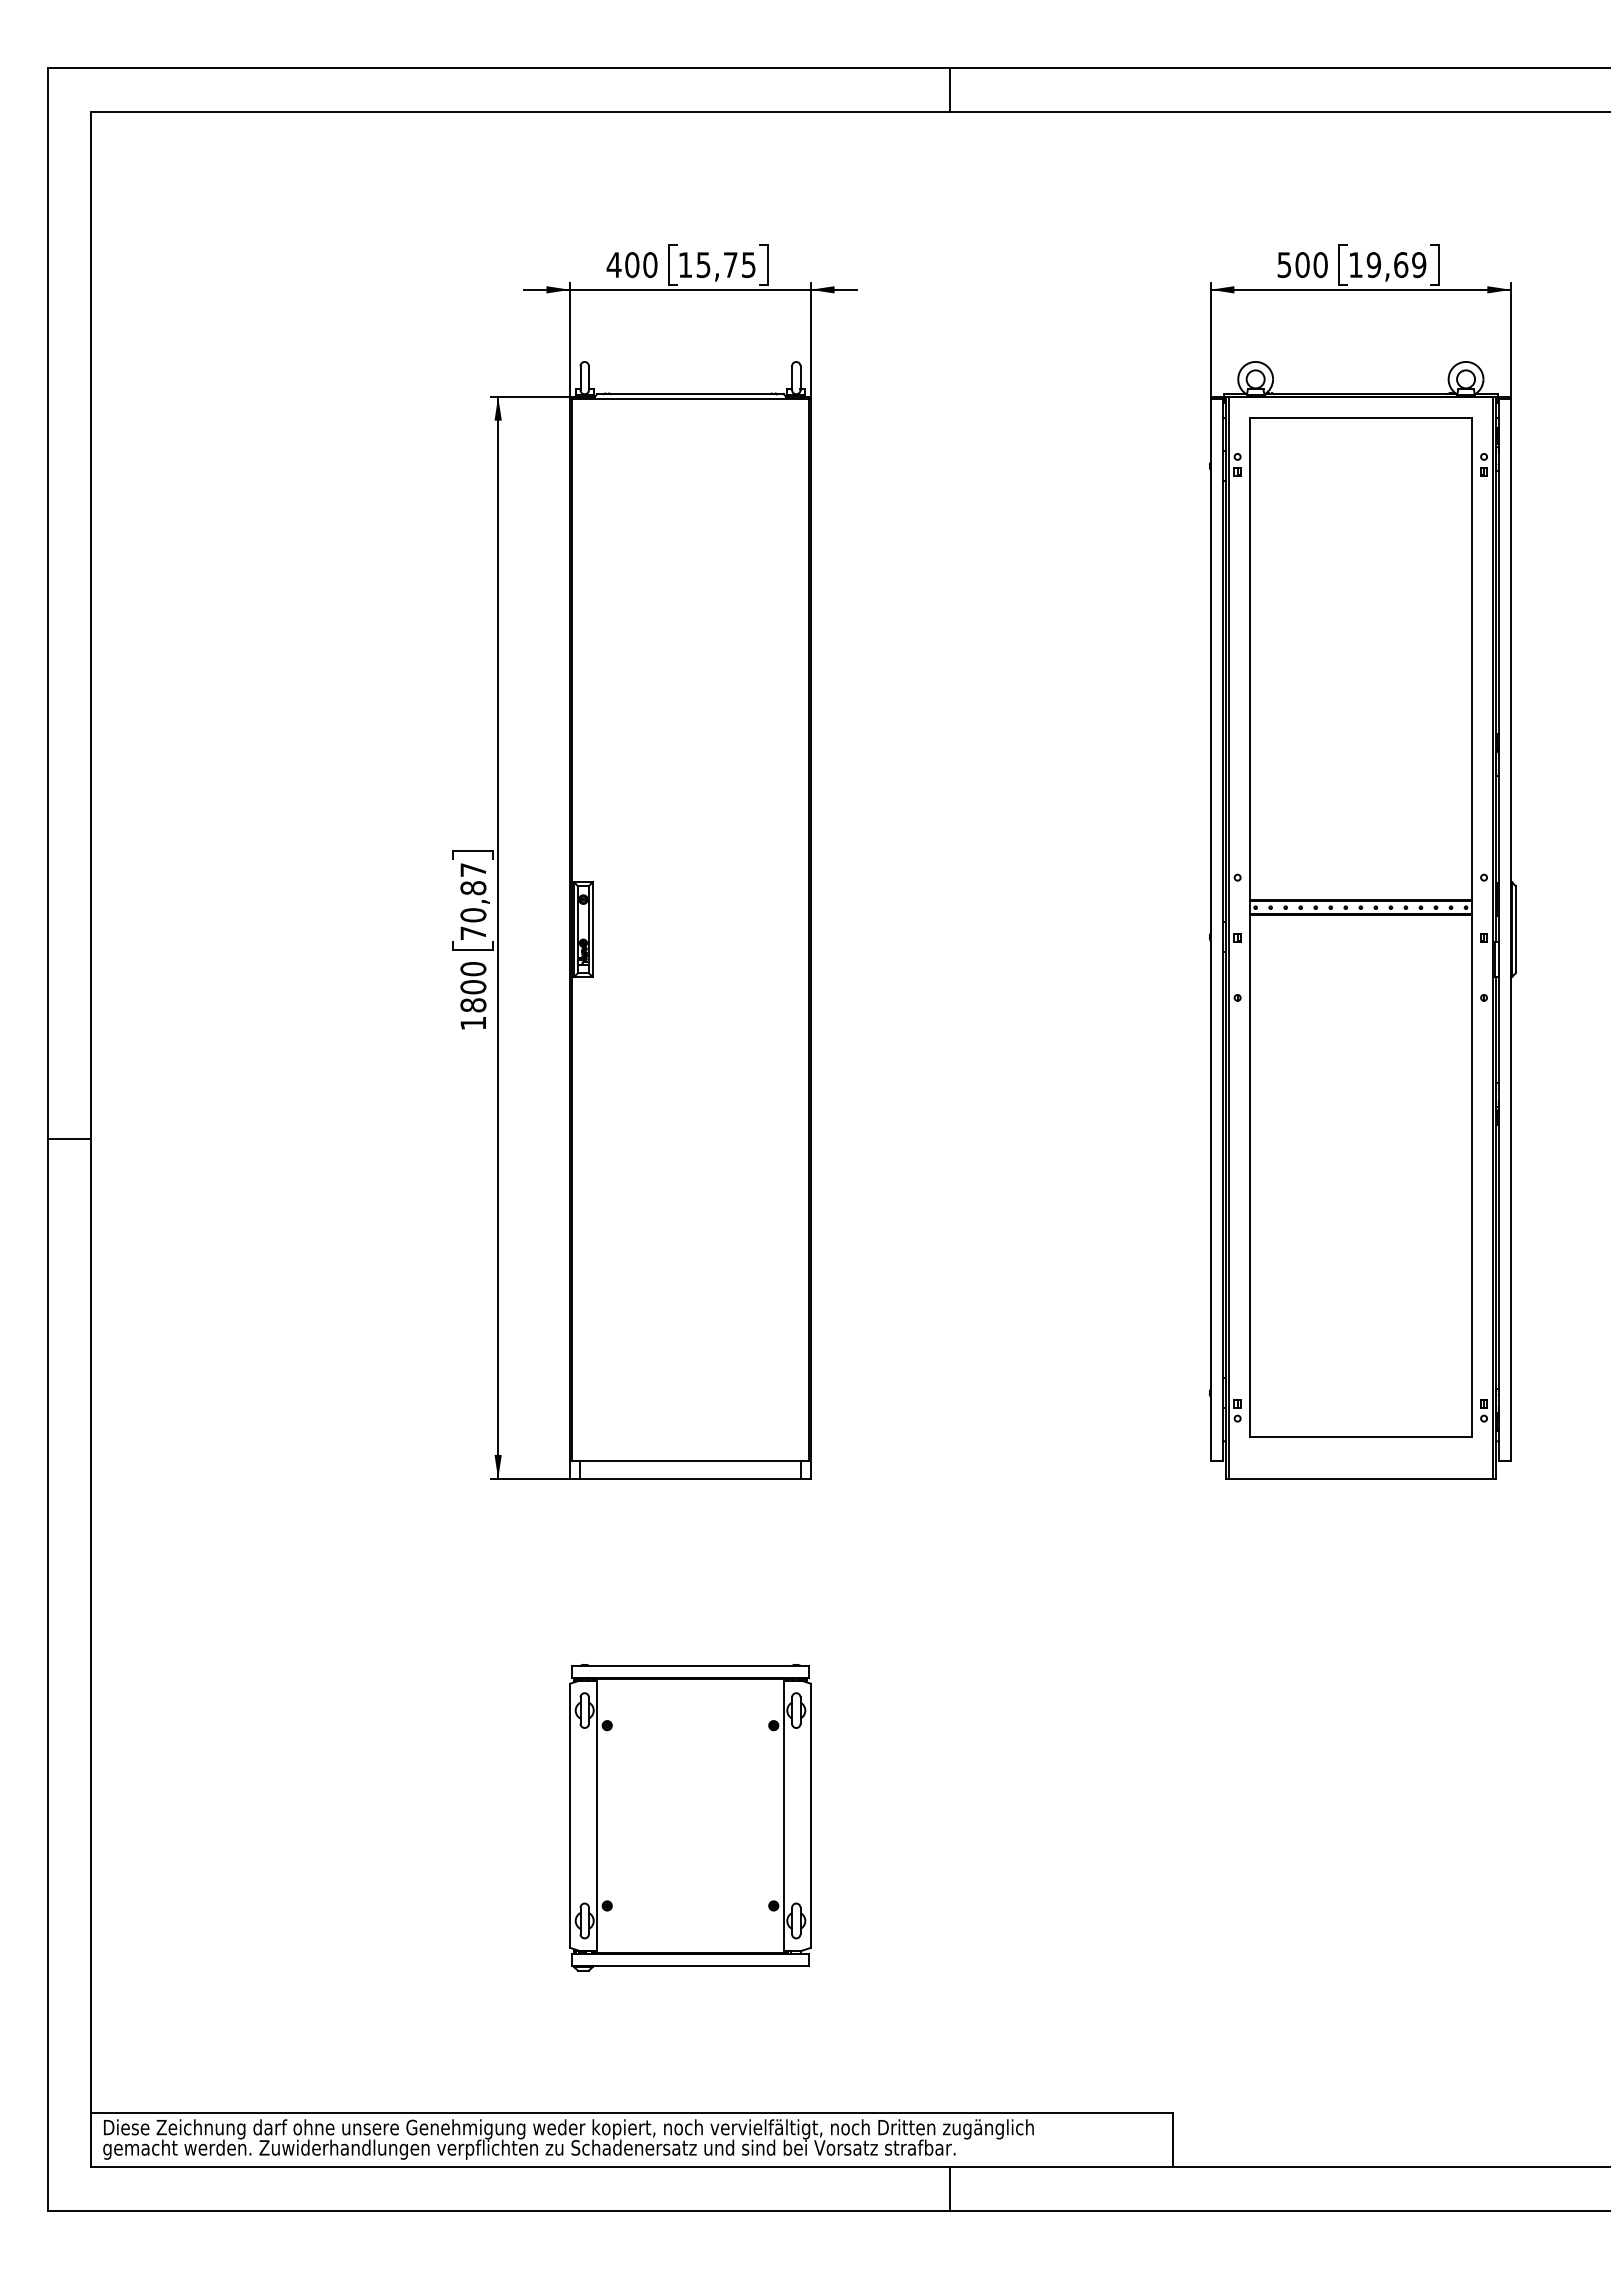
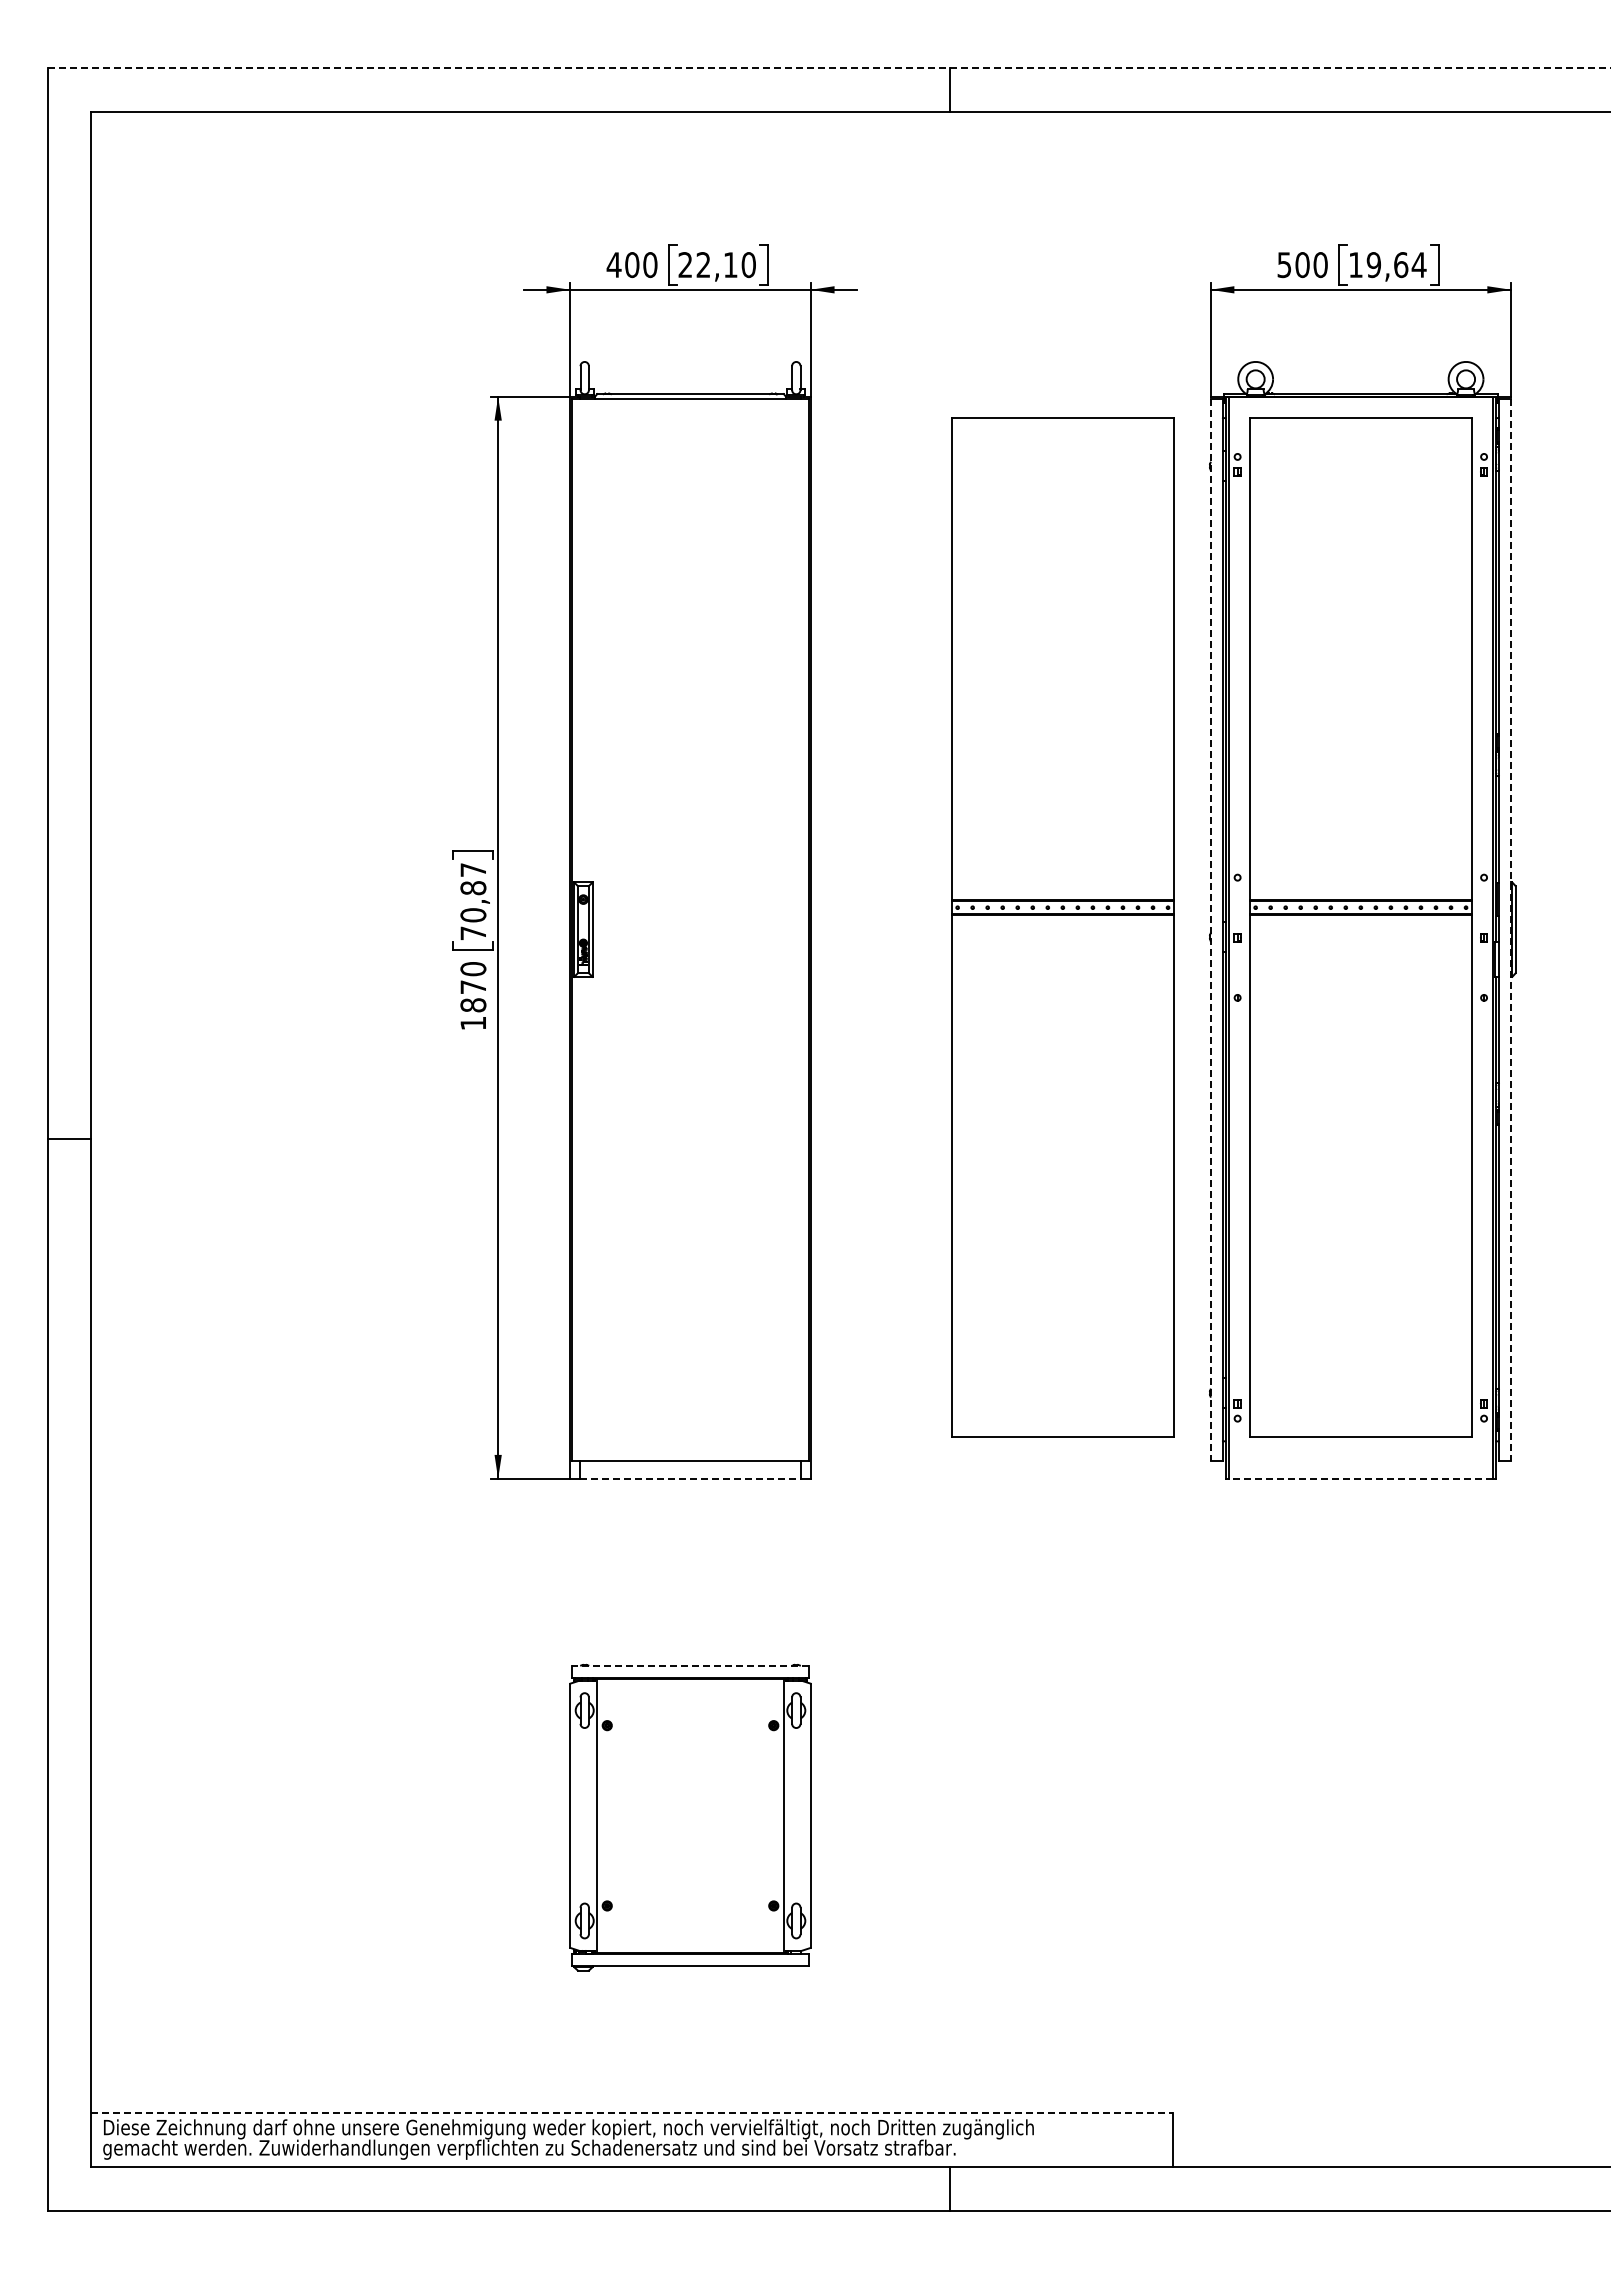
line: solid -> dashed (829, 68)
text: 15,75 -> 22,10 (716, 265)
text: 19,69 -> 19,64 (1418, 265)
part: none -> present (1062, 927)
line: solid -> dashed (1210, 930)
line: solid -> dashed (1511, 930)
text: 1800 -> 1870 (473, 987)
line: solid -> dashed (690, 1478)
line: solid -> dashed (1360, 1478)
line: solid -> dashed (690, 1665)
line: solid -> dashed (632, 2113)
